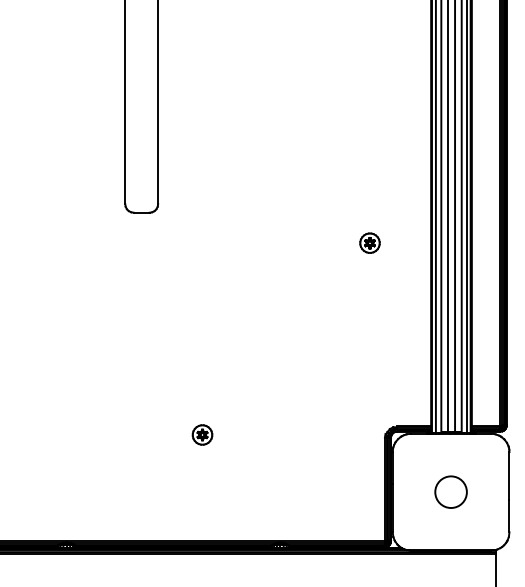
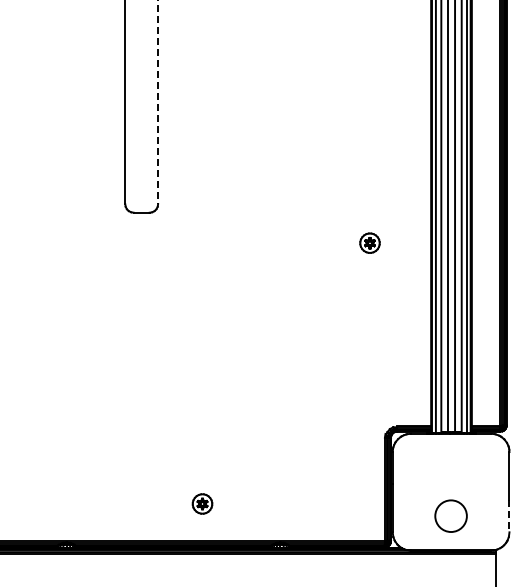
line: solid -> dashed (158, 102)
part position: (202, 434) -> (202, 503) (202, 503)
circle position: (450, 491) -> (450, 515) (450, 515)
line: solid -> dashed (509, 516)
